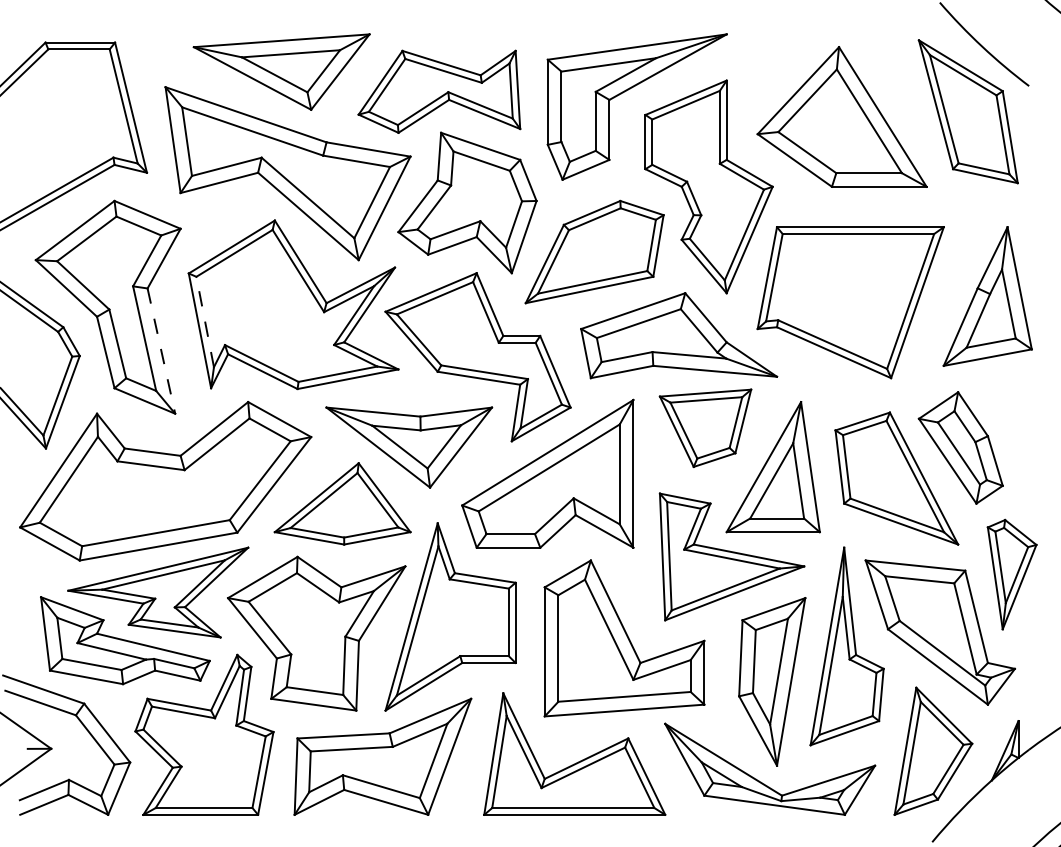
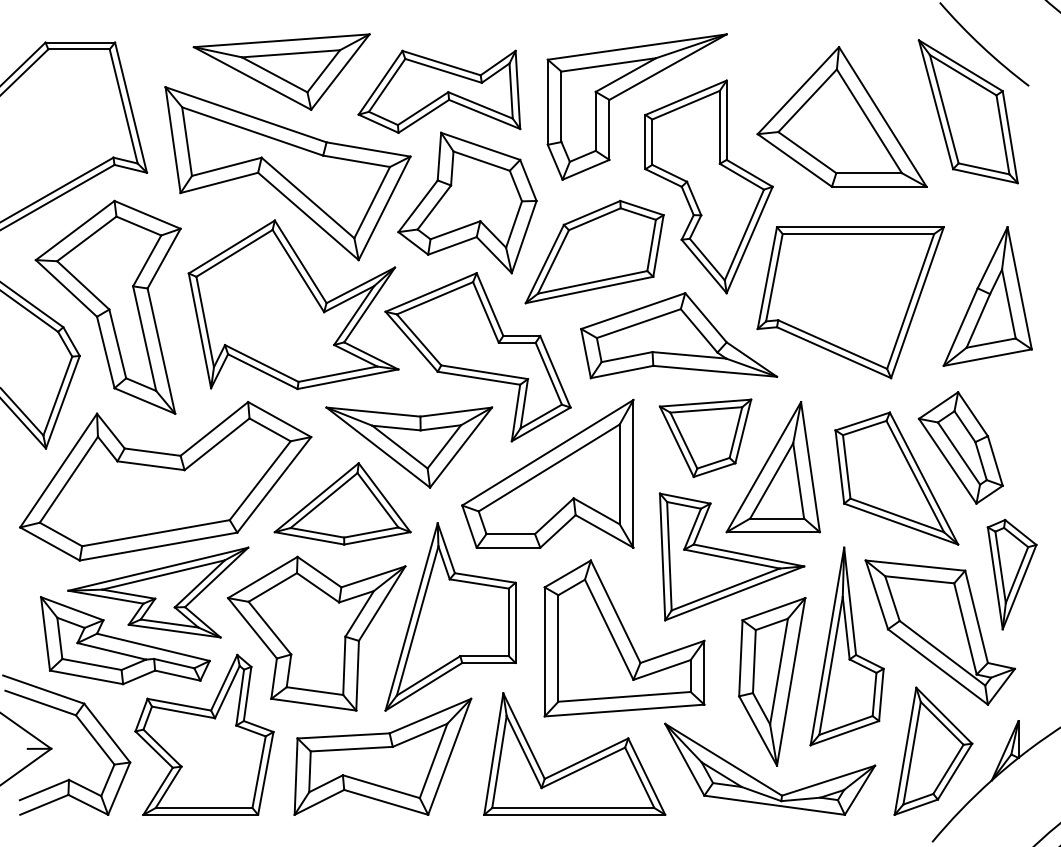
line: dashed -> solid (205, 321)
line: dashed -> solid (161, 351)
part position: (705, 427) -> (705, 437) (705, 437)
